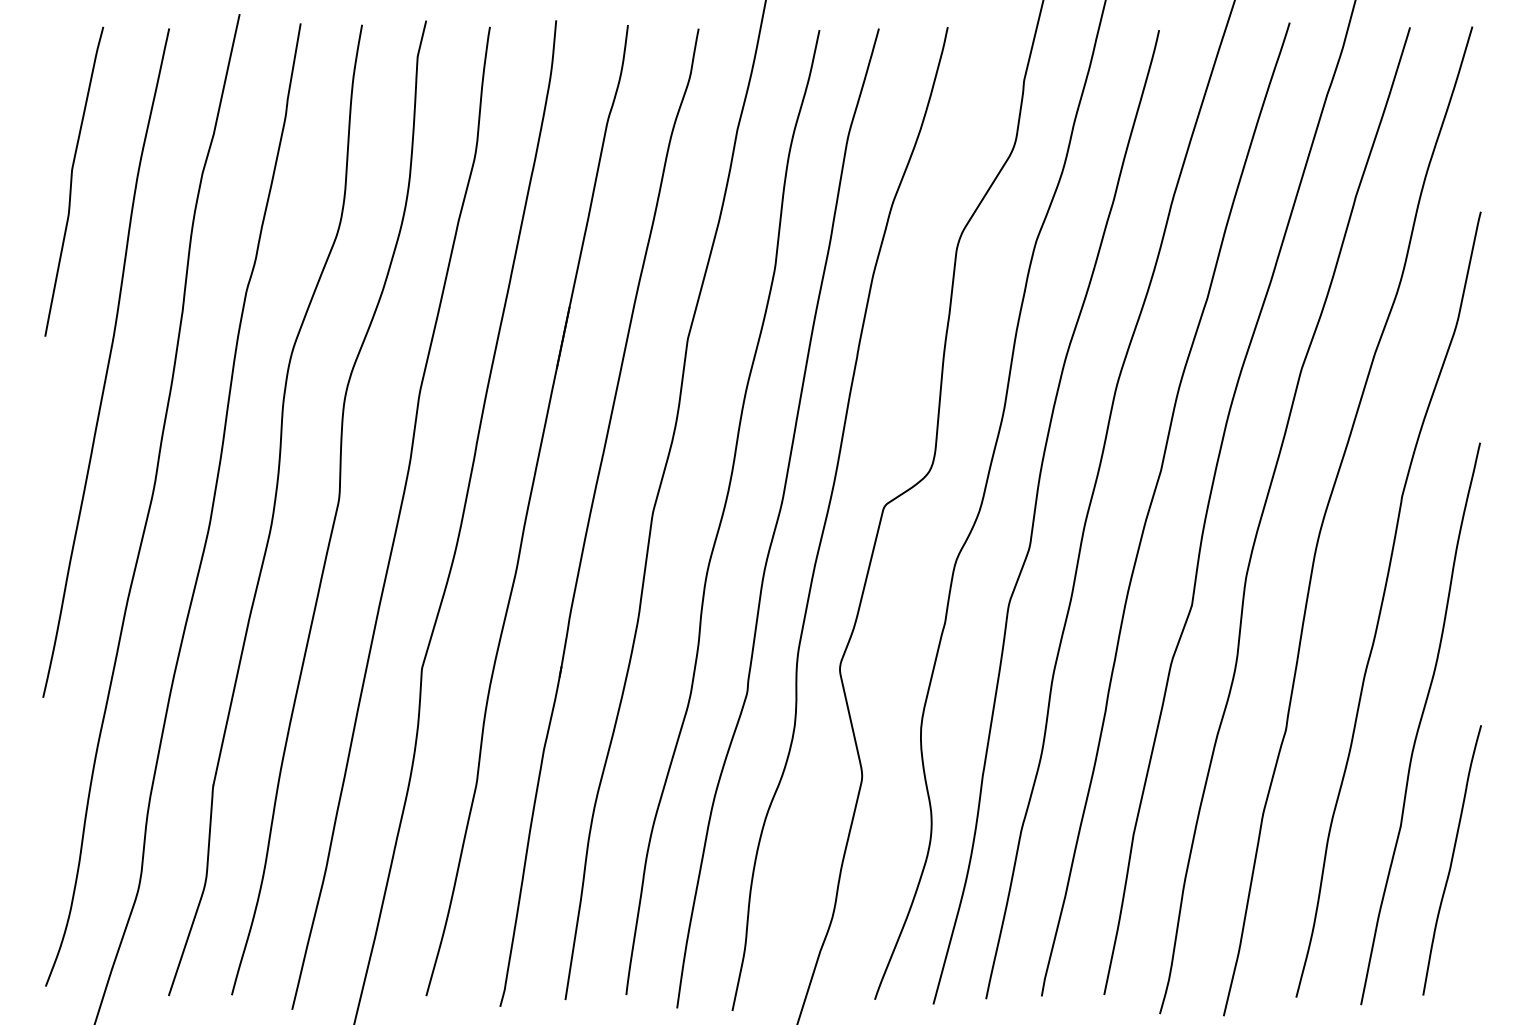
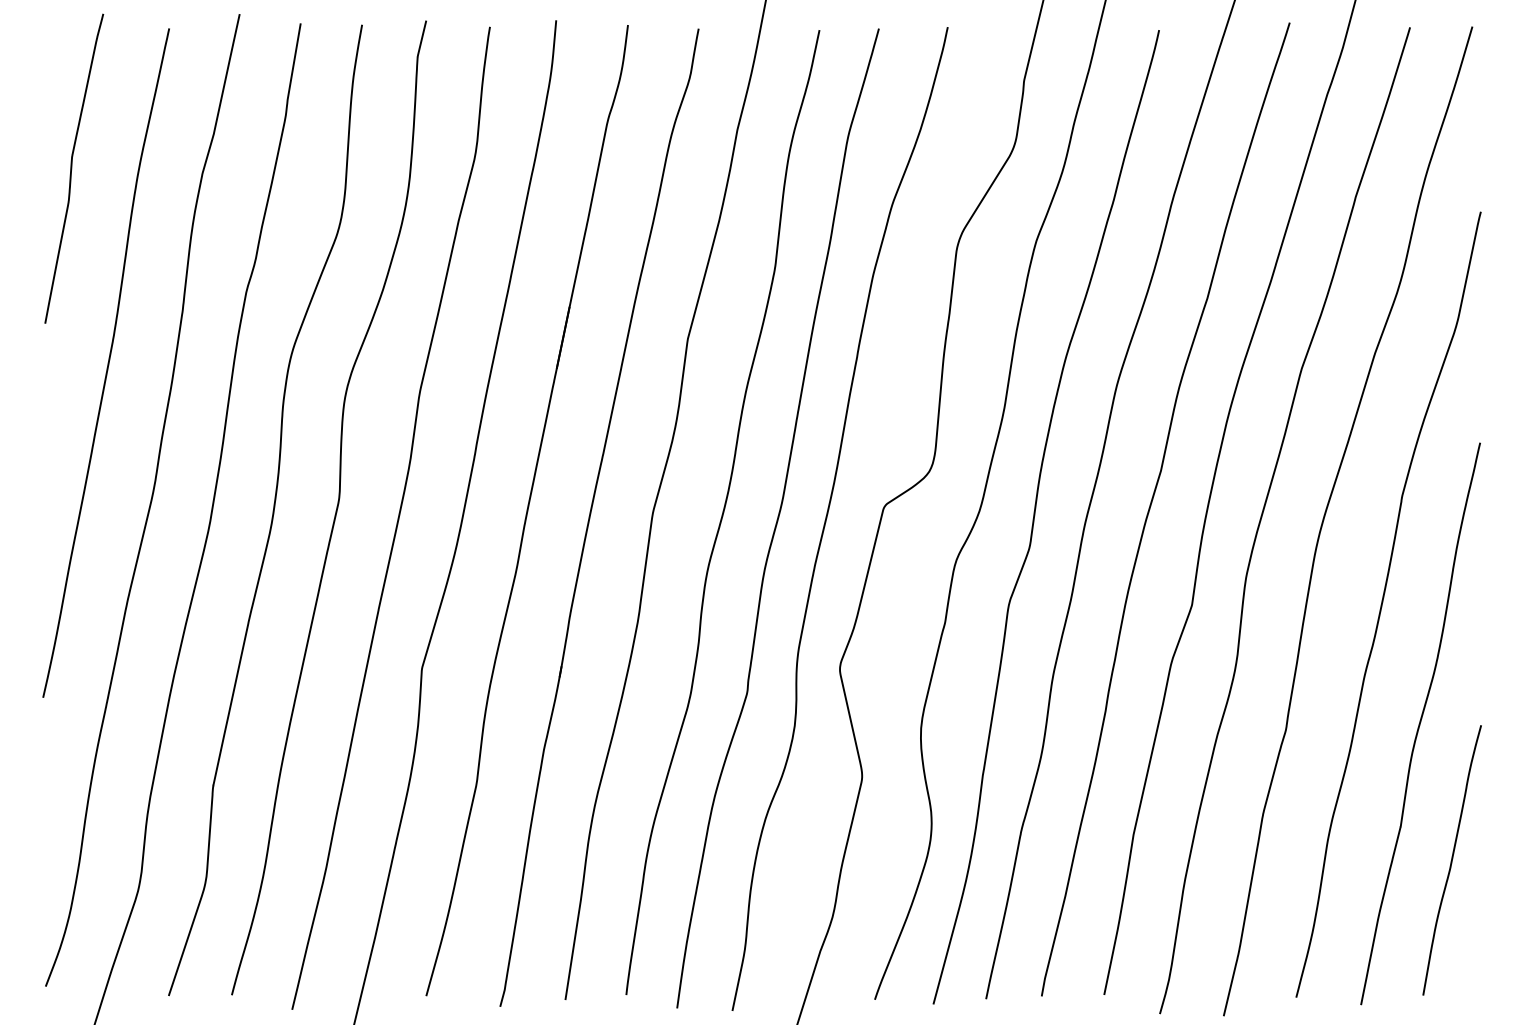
curve position: (72, 181) -> (72, 168) (72, 168)
